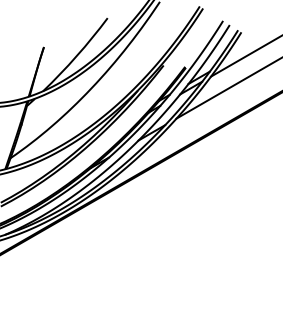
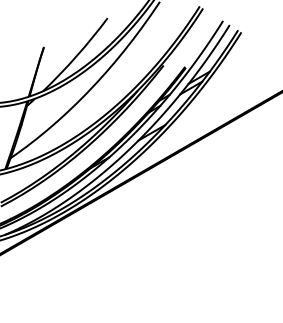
line: present -> none (244, 56)
line: present -> none (227, 88)
